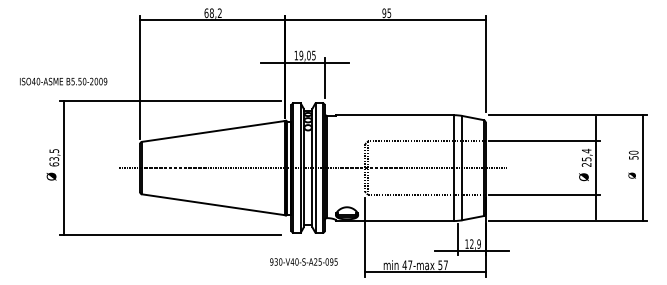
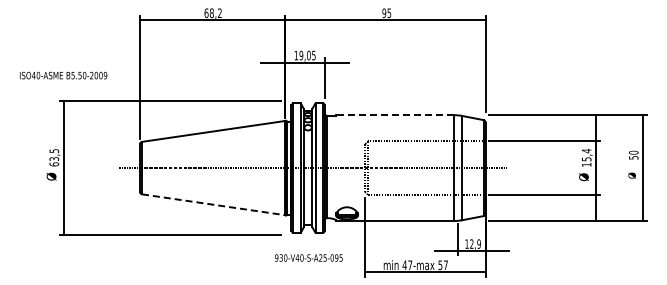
text position: (63, 81) -> (63, 75) (63, 75)
line: solid -> dashed (394, 115)
text: 25,4 -> 15,4 (586, 164)
line: solid -> dashed (213, 204)
text position: (303, 261) -> (308, 257) (308, 257)
